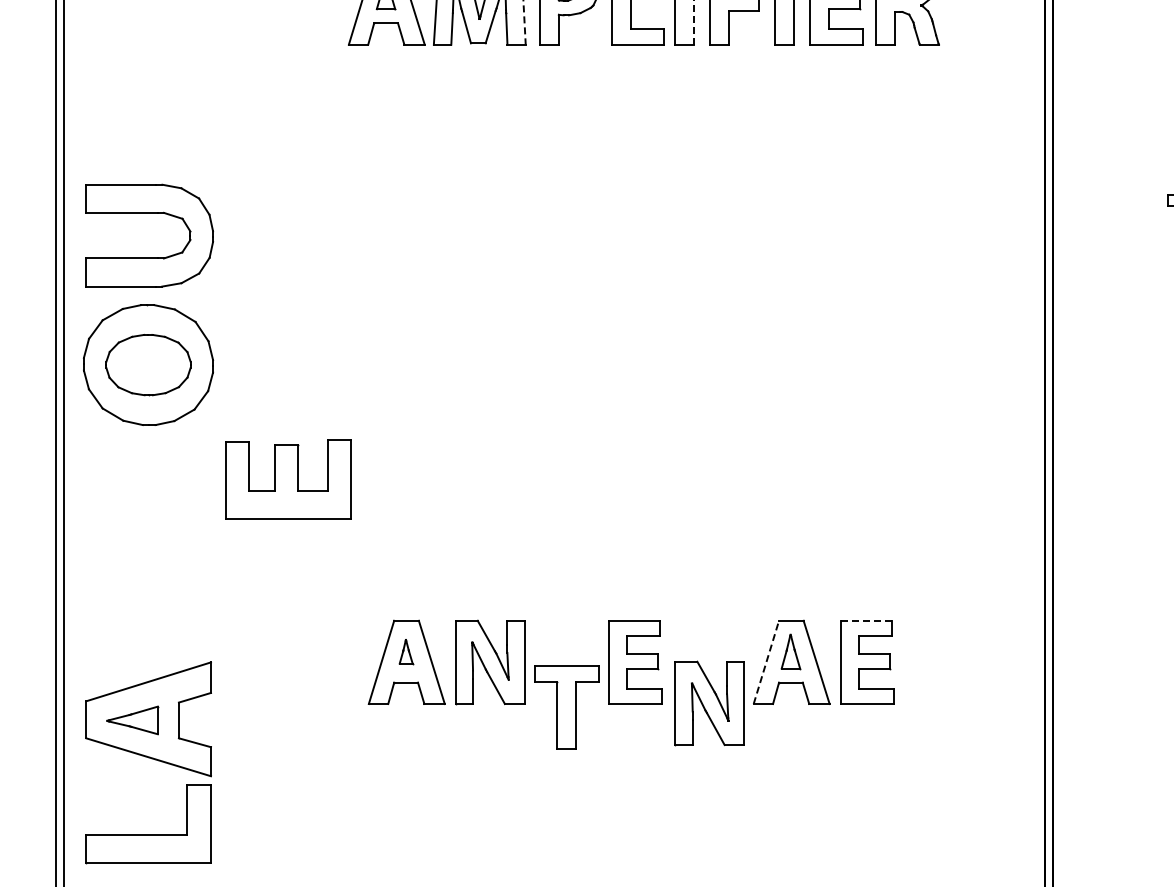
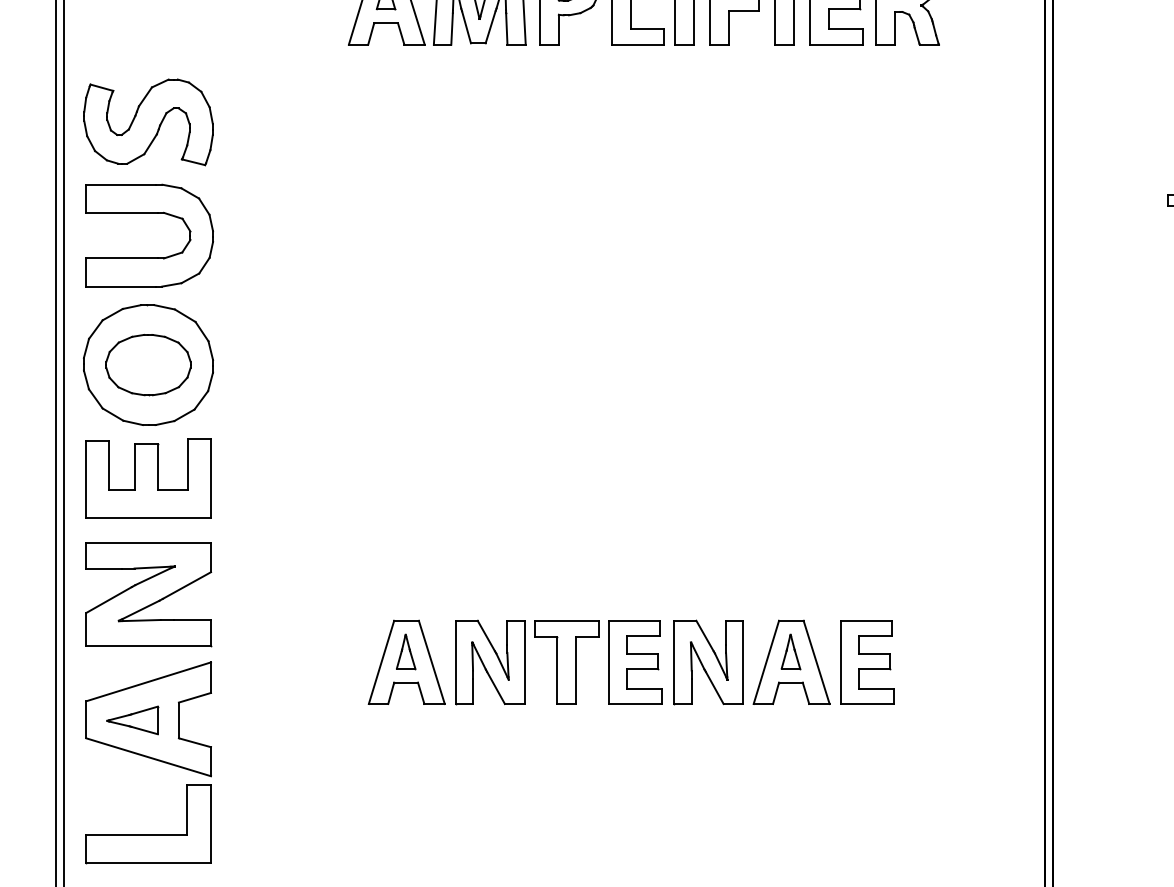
line: dashed -> solid (524, 22)
line: dashed -> solid (693, 22)
part: none -> present (148, 122)
part position: (288, 479) -> (148, 478) (148, 478)
part: none -> present (148, 594)
line: dashed -> solid (866, 620)
part size: 17x27 px -> 21x38 px (406, 651)
line: dashed -> solid (766, 662)
part position: (709, 703) -> (708, 662) (708, 662)
part position: (566, 707) -> (566, 662) (566, 662)
